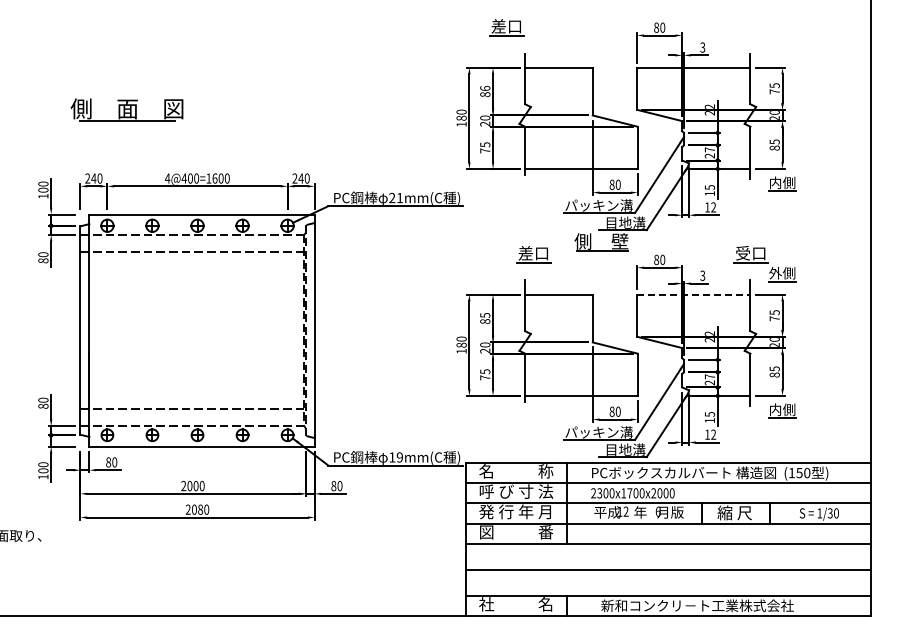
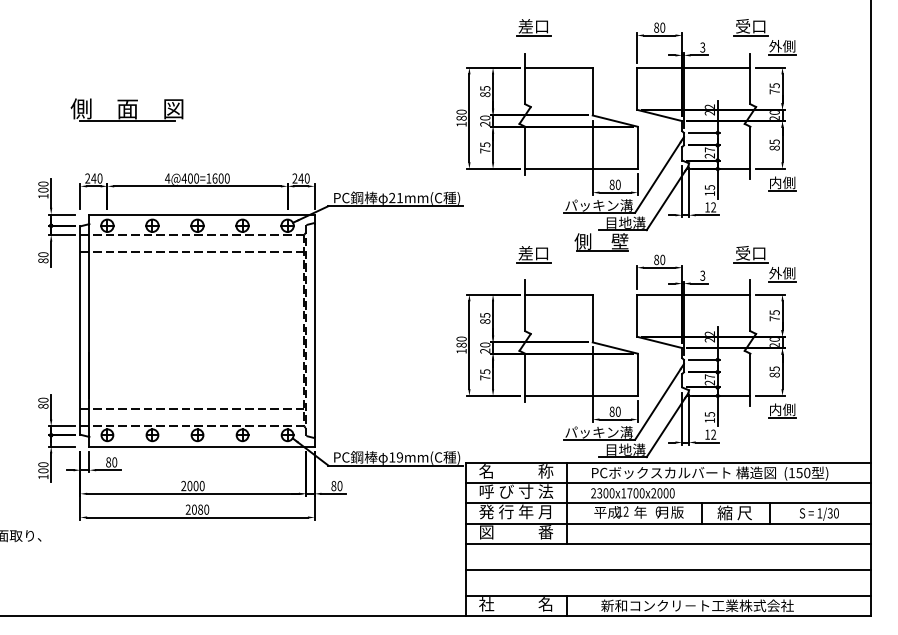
part position: (506, 27) -> (533, 27) (533, 27)
part: none -> present (764, 37)
text: 86 -> 85 (485, 87)
line: dashed -> solid (693, 294)
